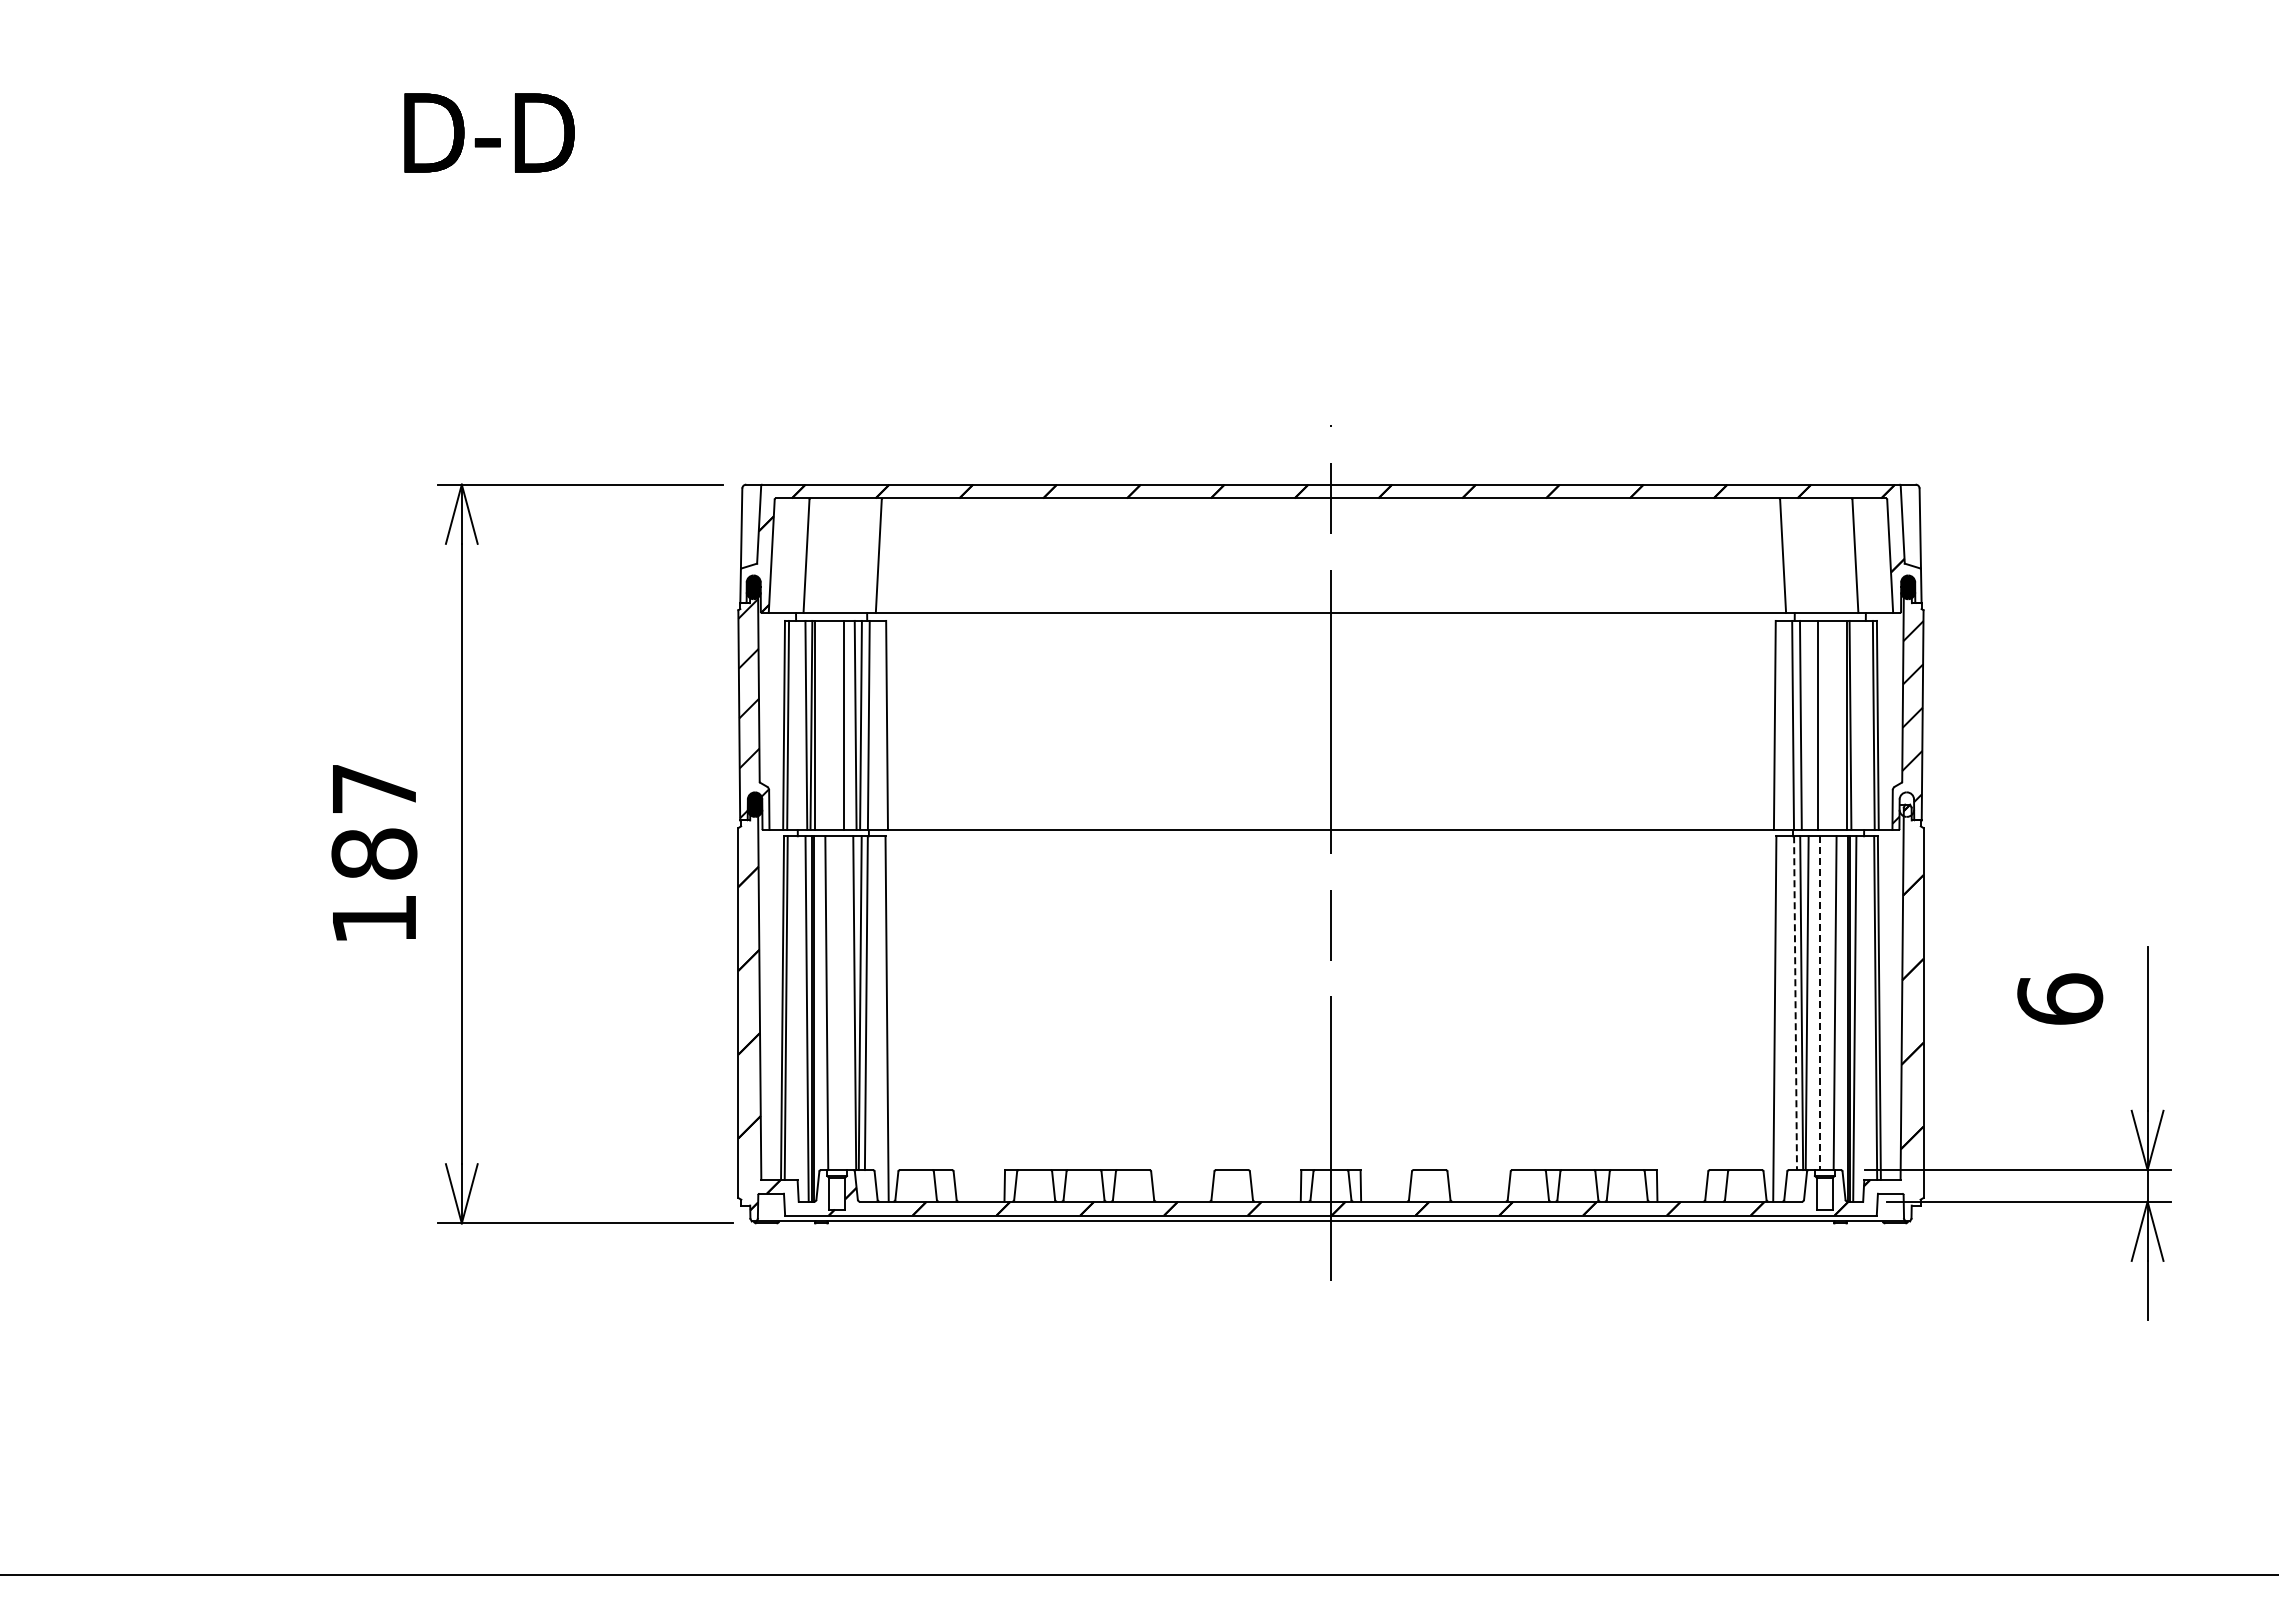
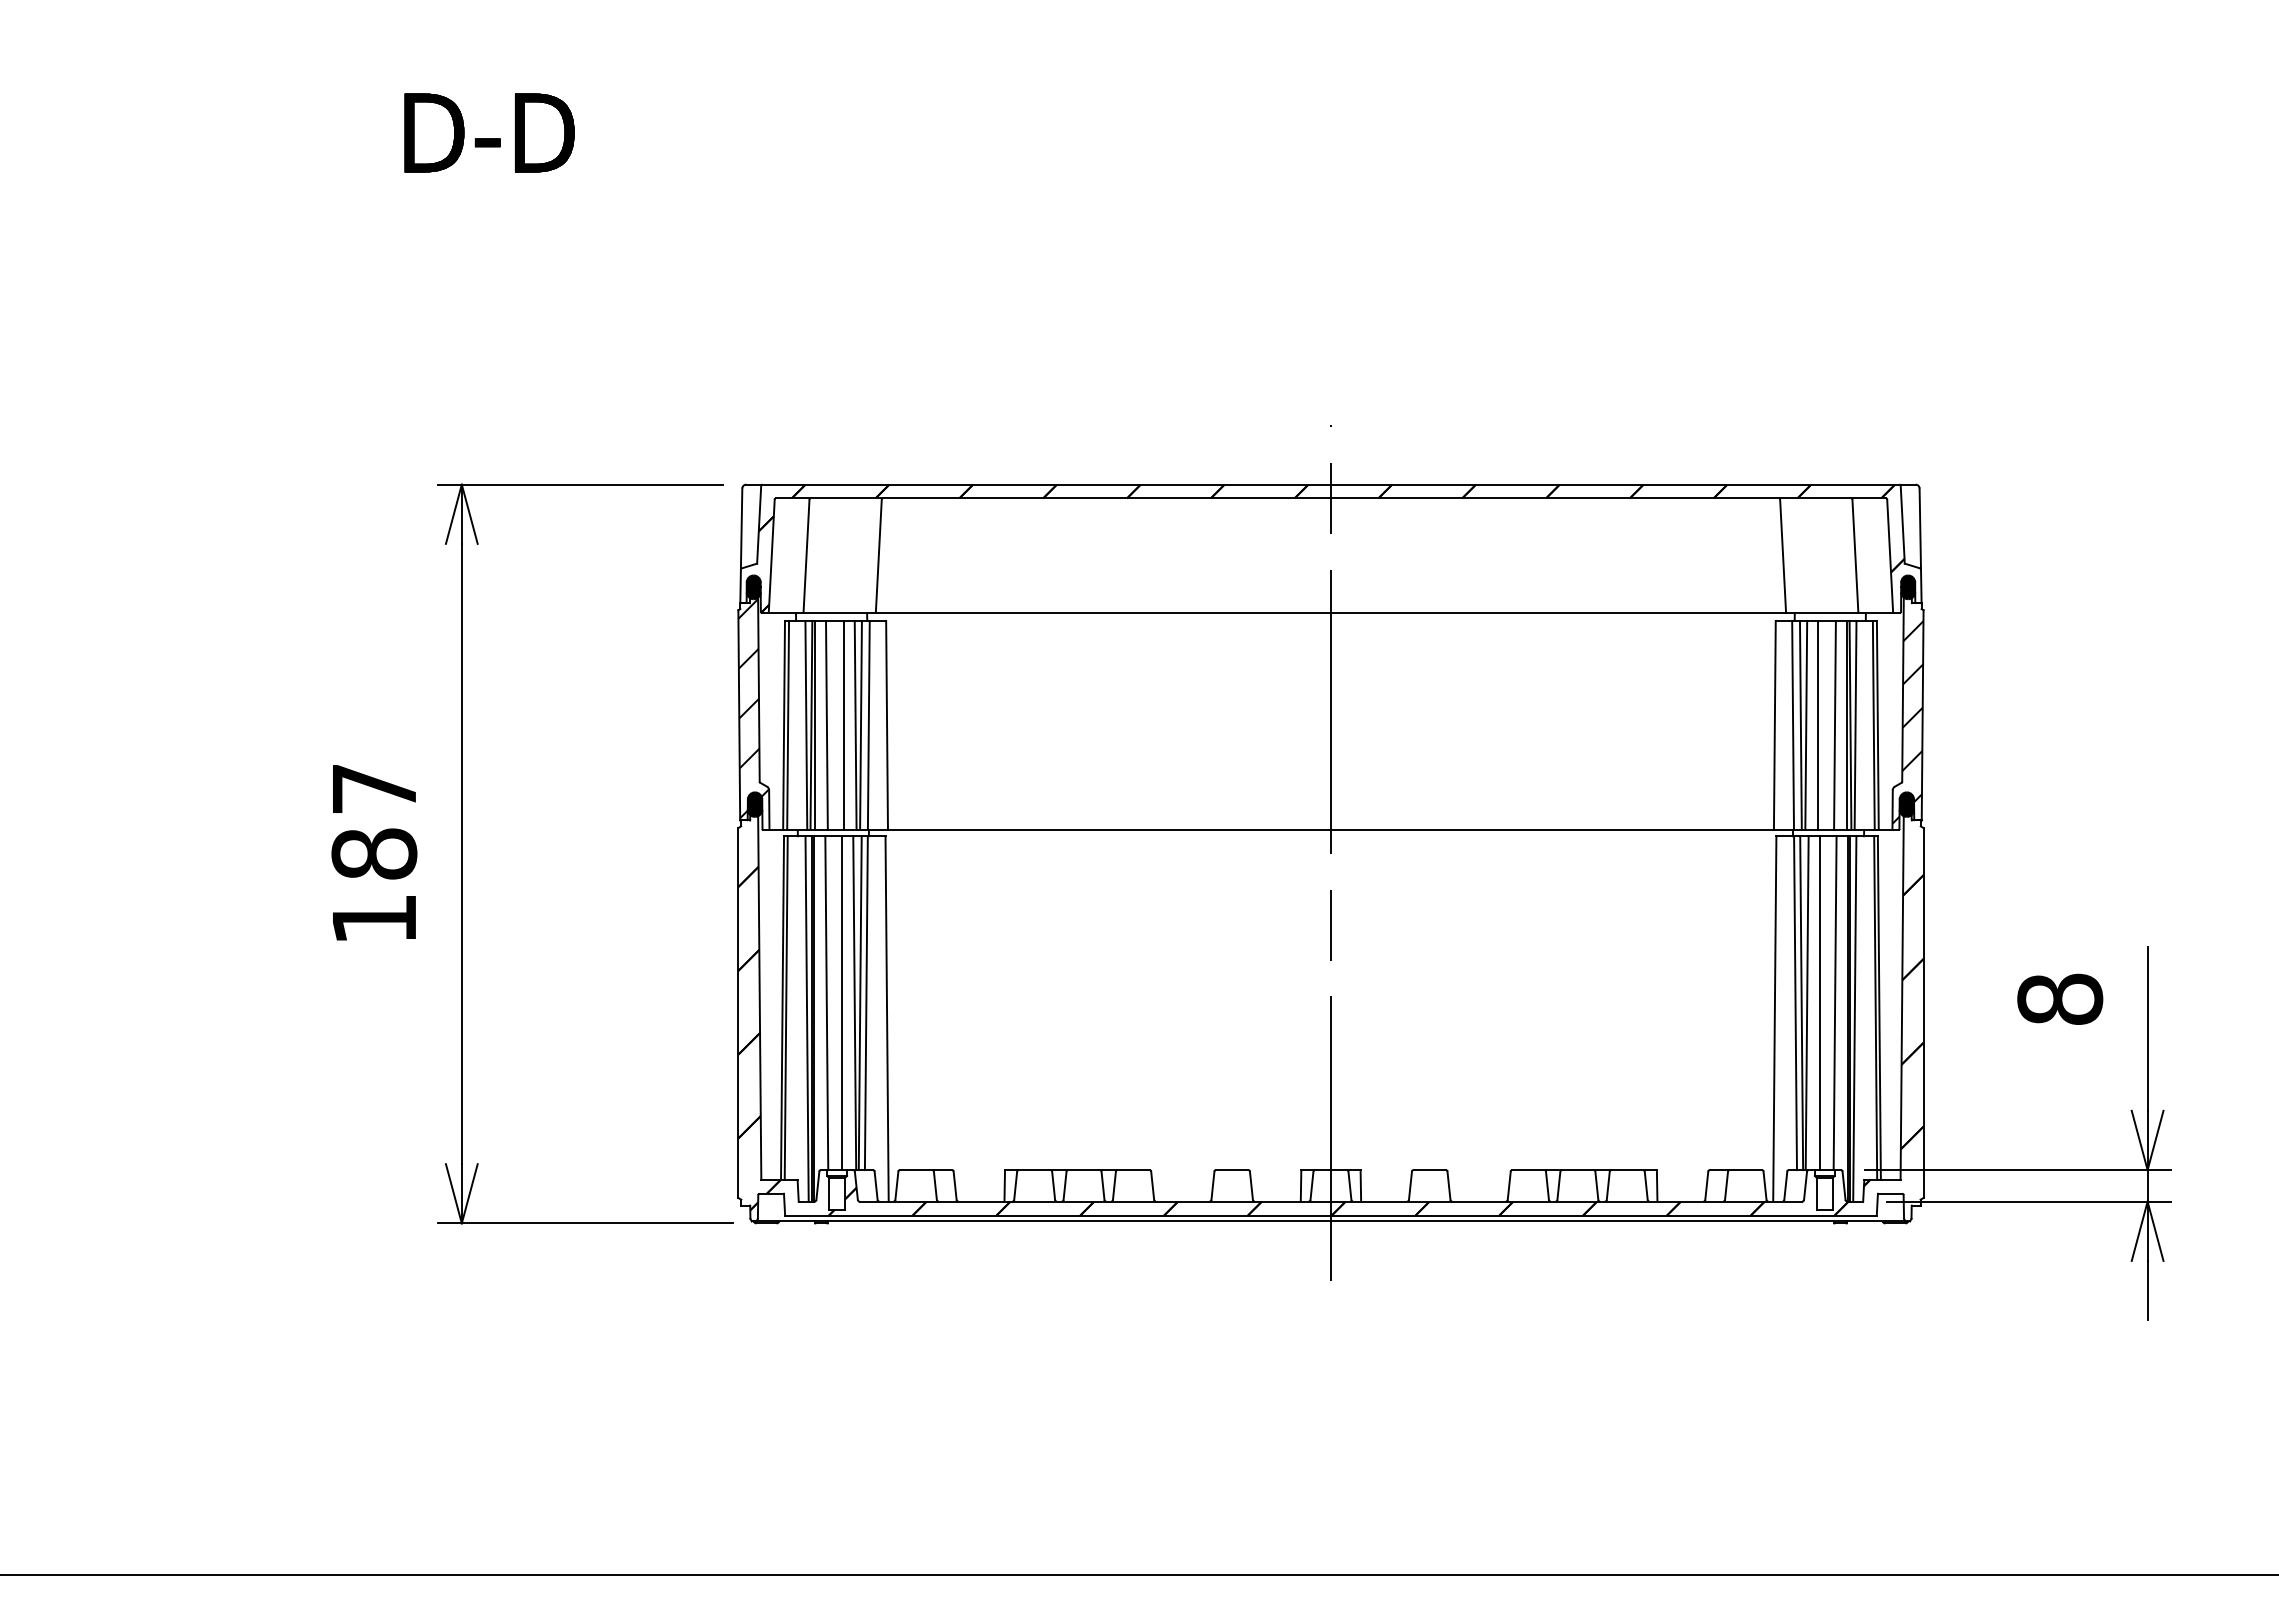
line: none -> present (826, 724)
line: none -> present (1806, 724)
line: none -> present (1834, 724)
line: none -> present (1855, 724)
fill: none -> present (1906, 804)
text: 6 -> 8 (2060, 998)
line: none -> present (842, 1003)
line: dashed -> solid (1795, 1003)
line: dashed -> solid (1819, 1003)
